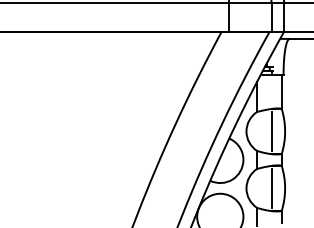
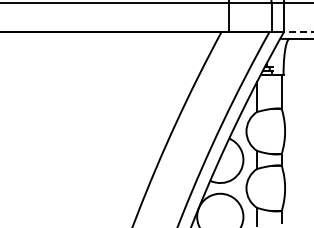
line: solid -> dashed (298, 31)
line: present -> none (272, 131)
line: present -> none (272, 188)
